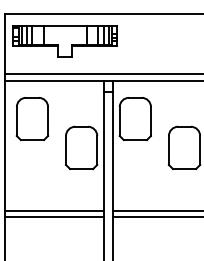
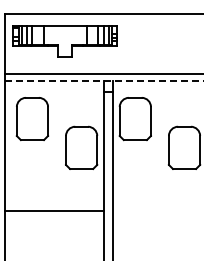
line: solid -> dashed (104, 80)
line: present -> none (156, 210)
line: present -> none (54, 217)
line: present -> none (156, 217)
